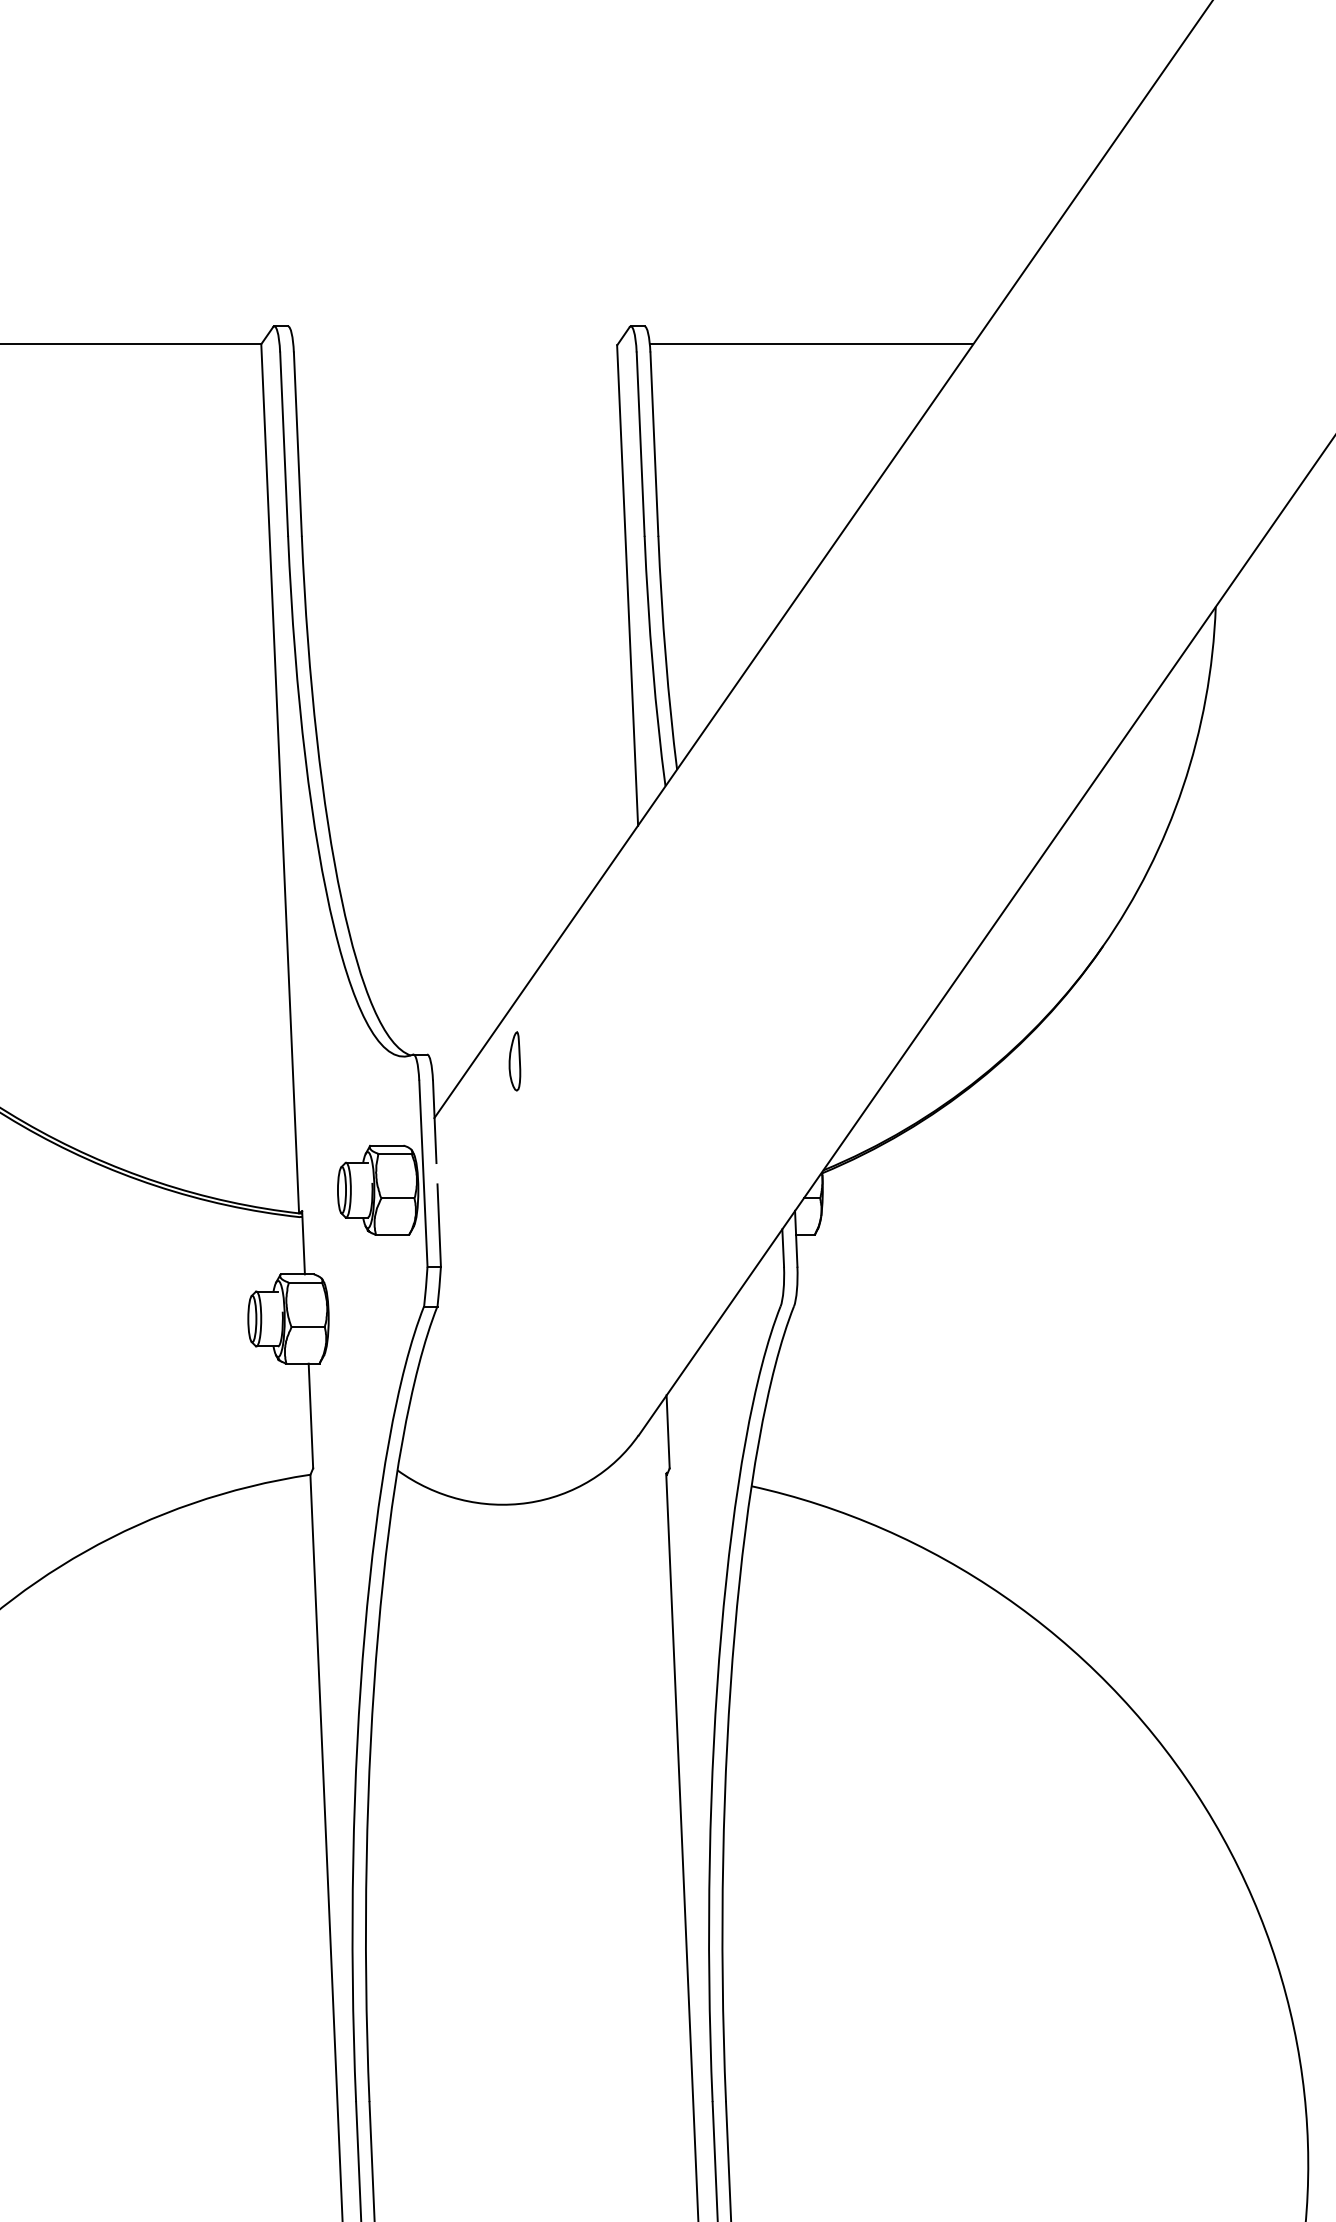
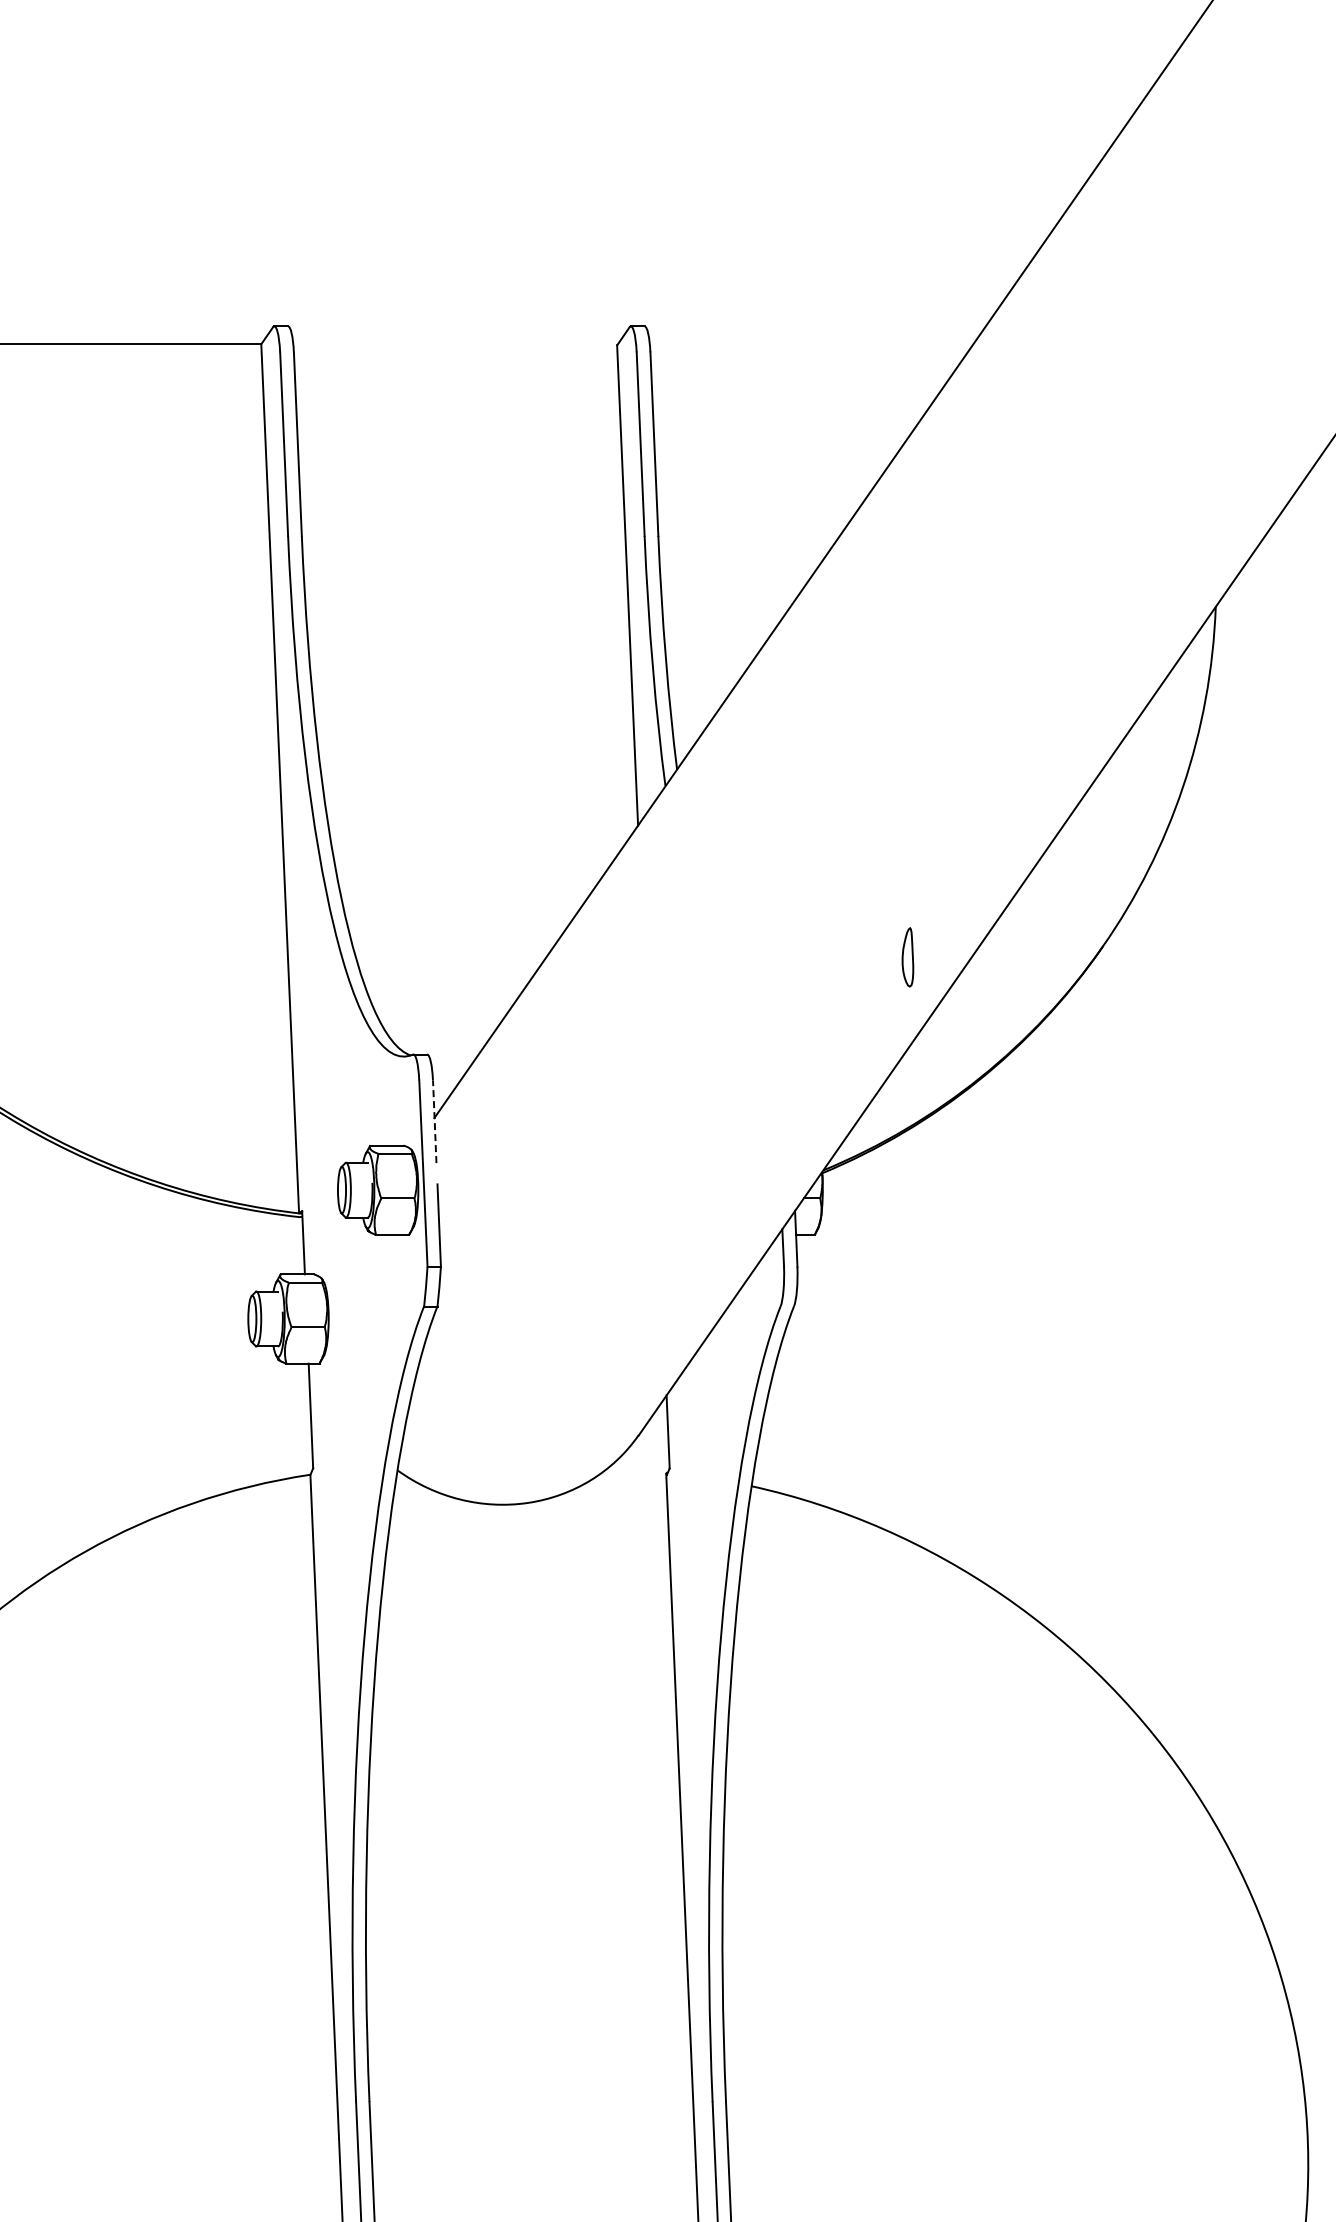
line: present -> none (811, 344)
part position: (514, 1061) -> (907, 957) (907, 957)
line: solid -> dashed (434, 1121)
